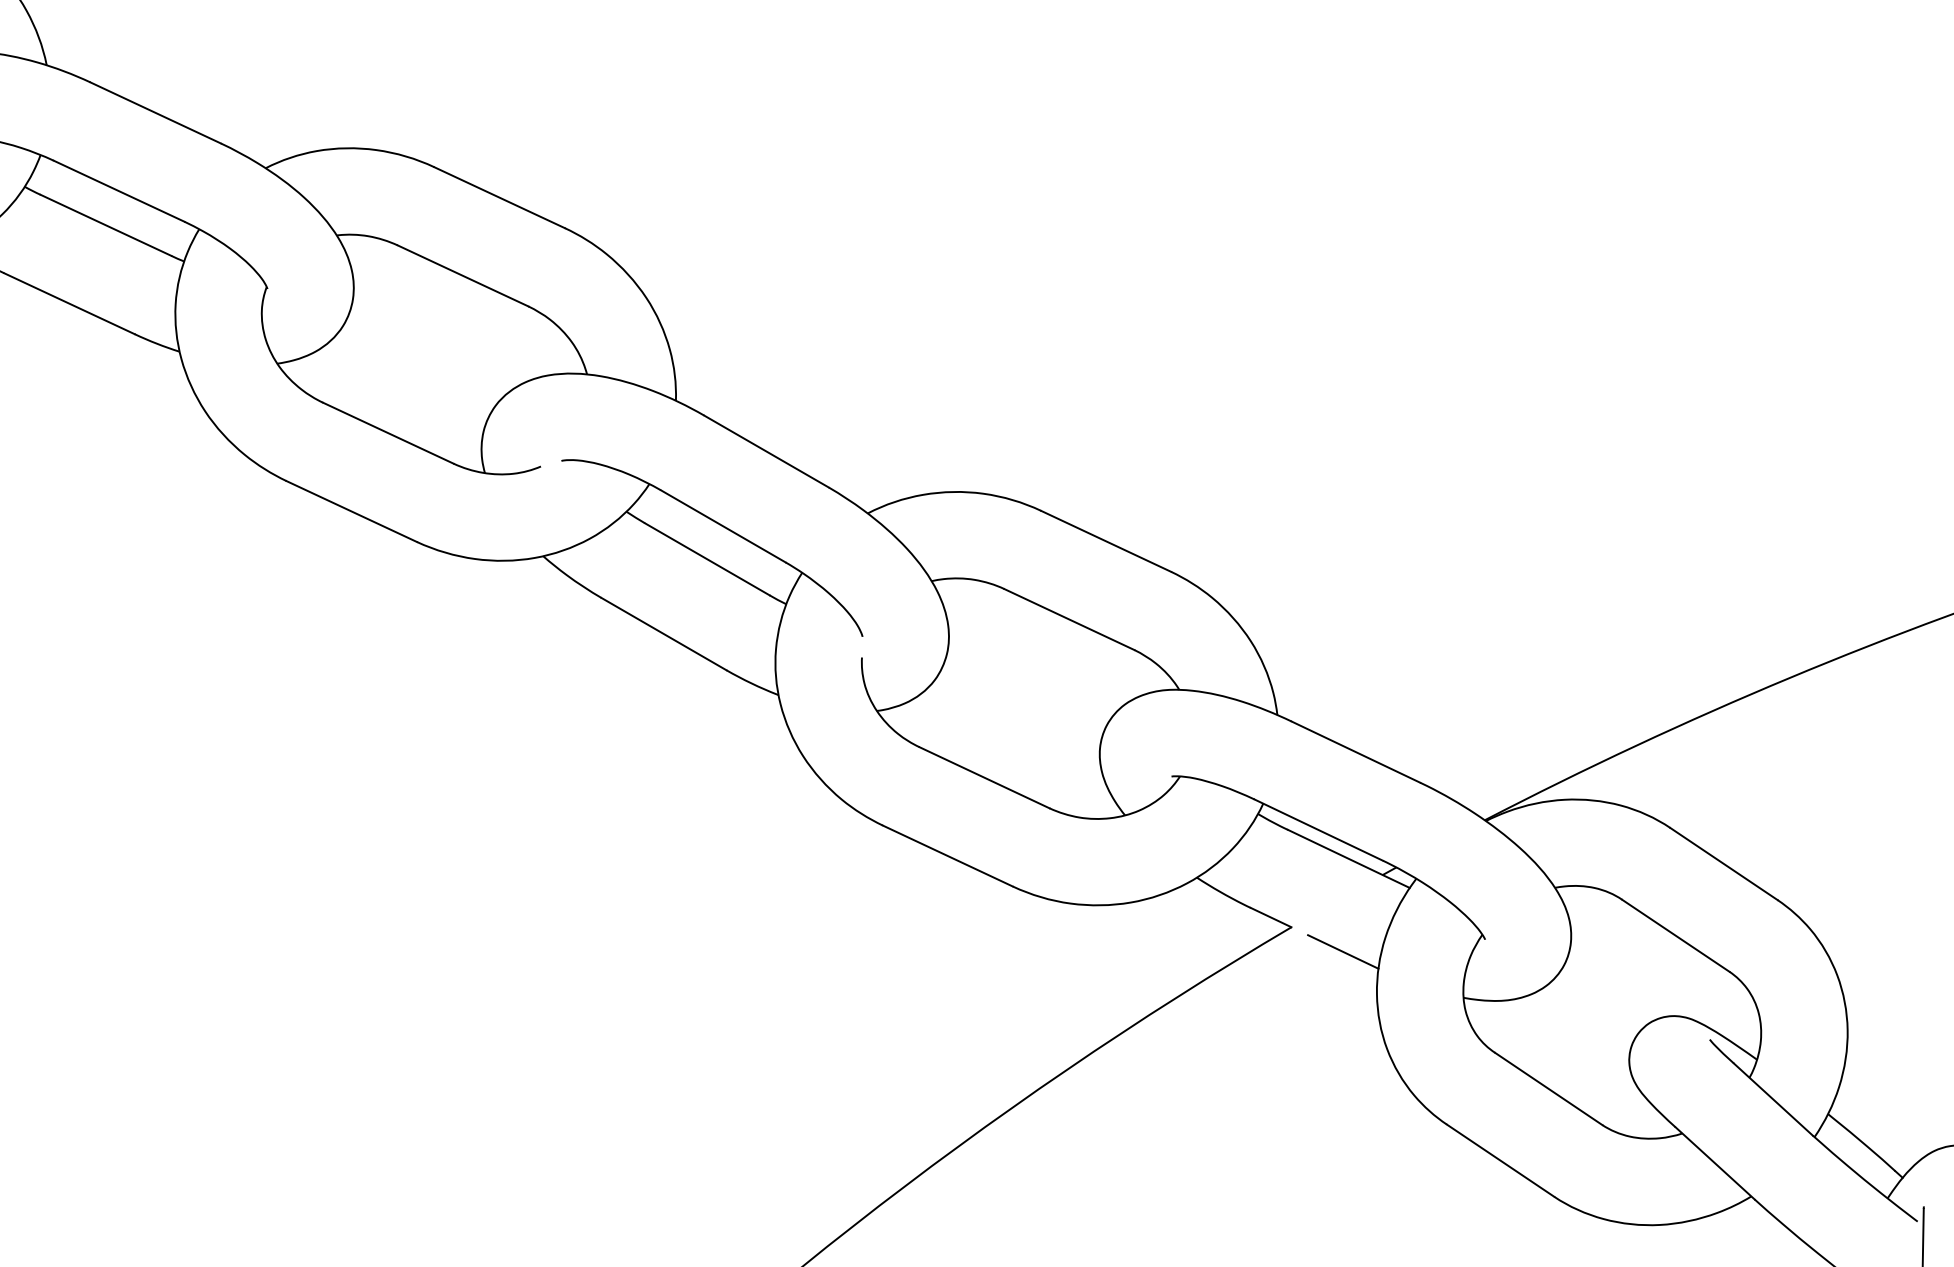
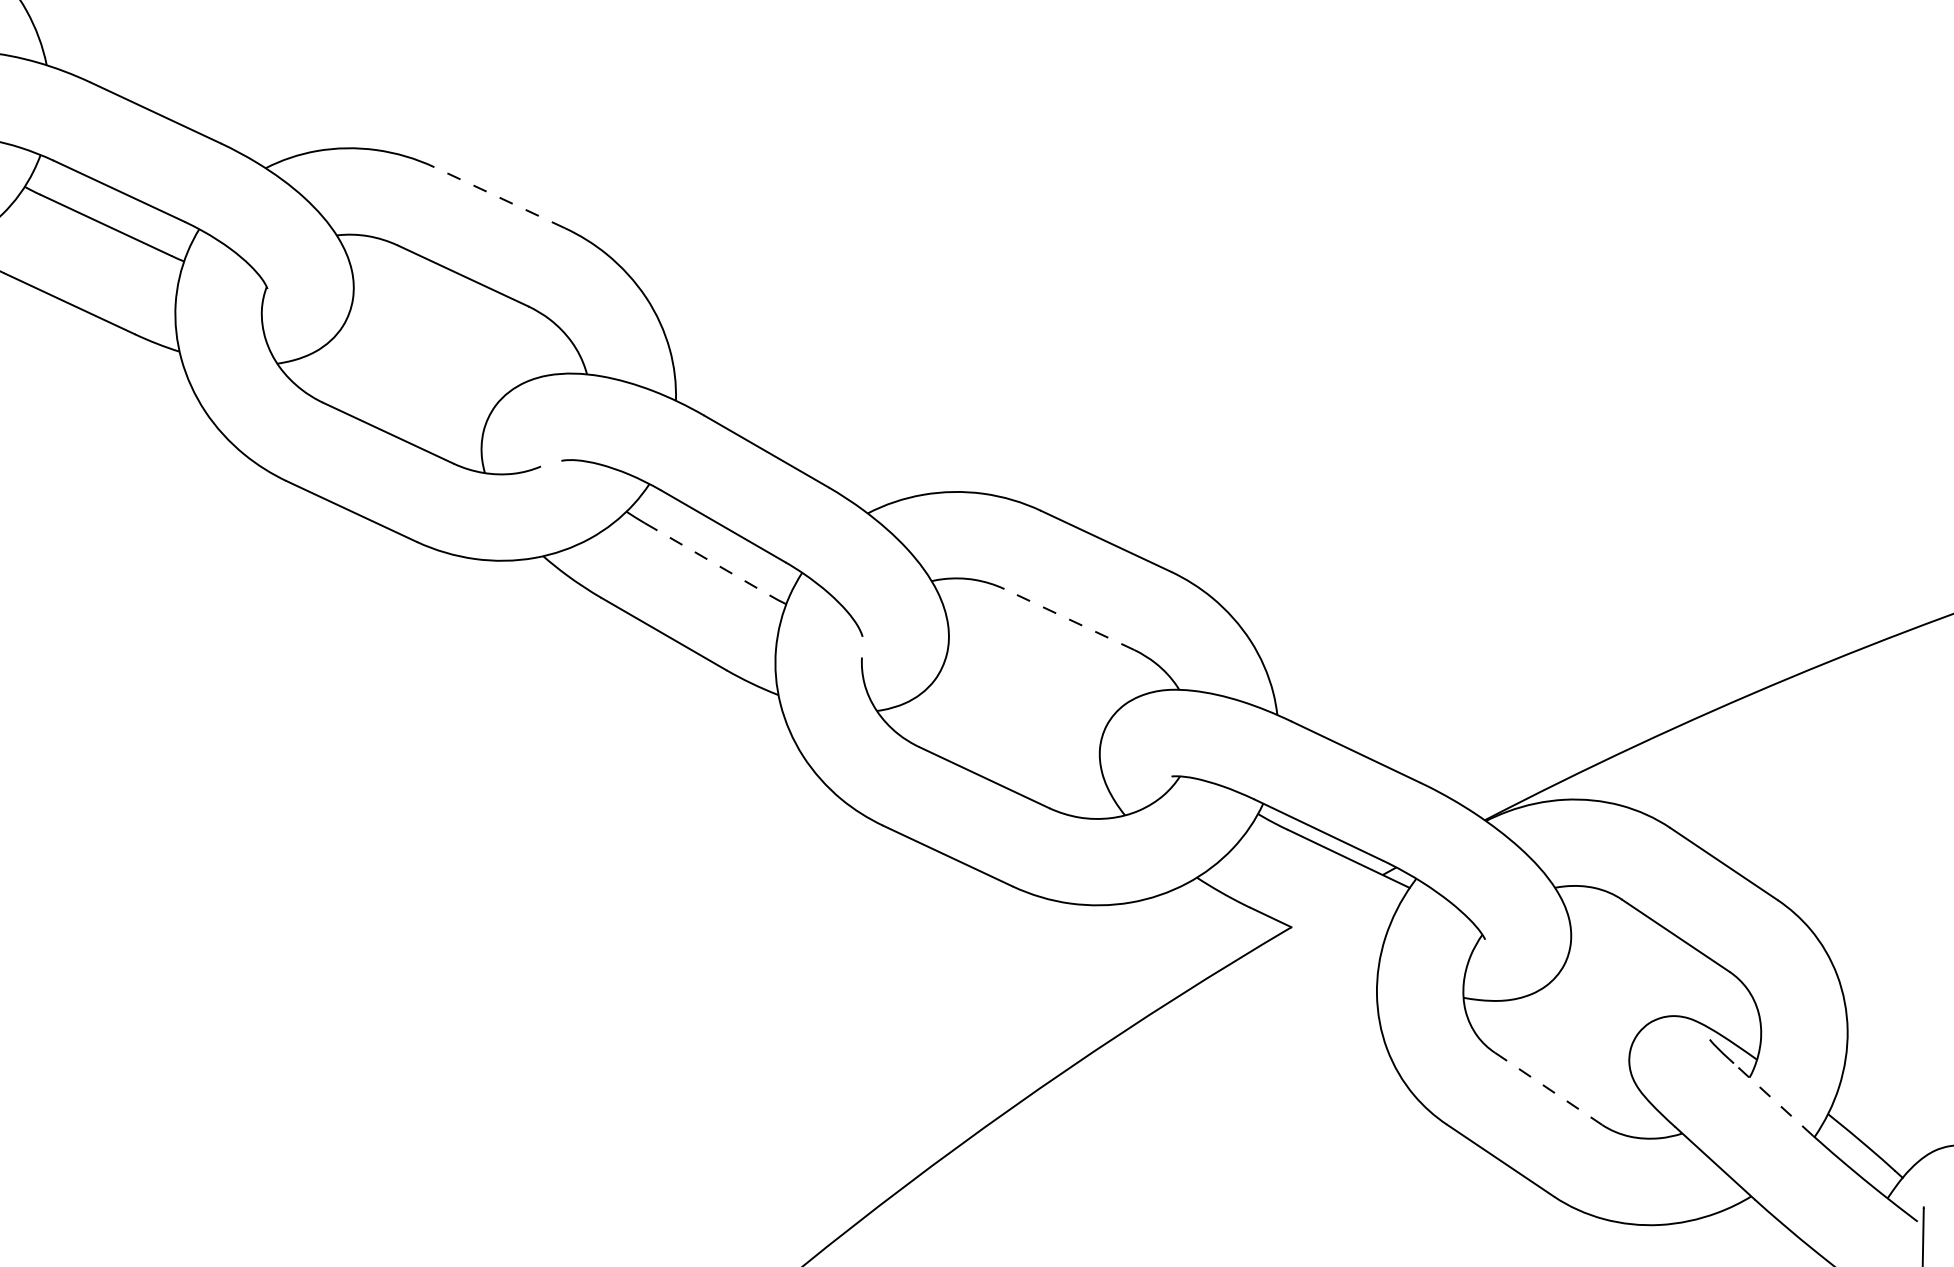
line: solid -> dashed (499, 197)
line: solid -> dashed (707, 559)
line: solid -> dashed (1069, 619)
line: present -> none (1343, 951)
line: solid -> dashed (1548, 1088)
line: solid -> dashed (1773, 1099)
